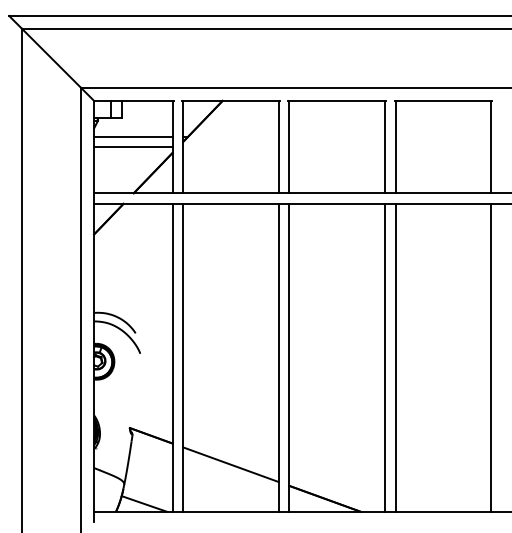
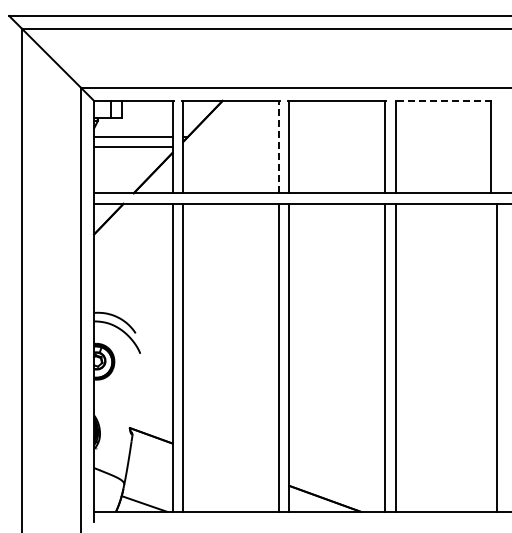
line: solid -> dashed (443, 100)
line: solid -> dashed (278, 146)
line position: (491, 357) -> (497, 357) (497, 357)
line: present -> none (230, 464)
